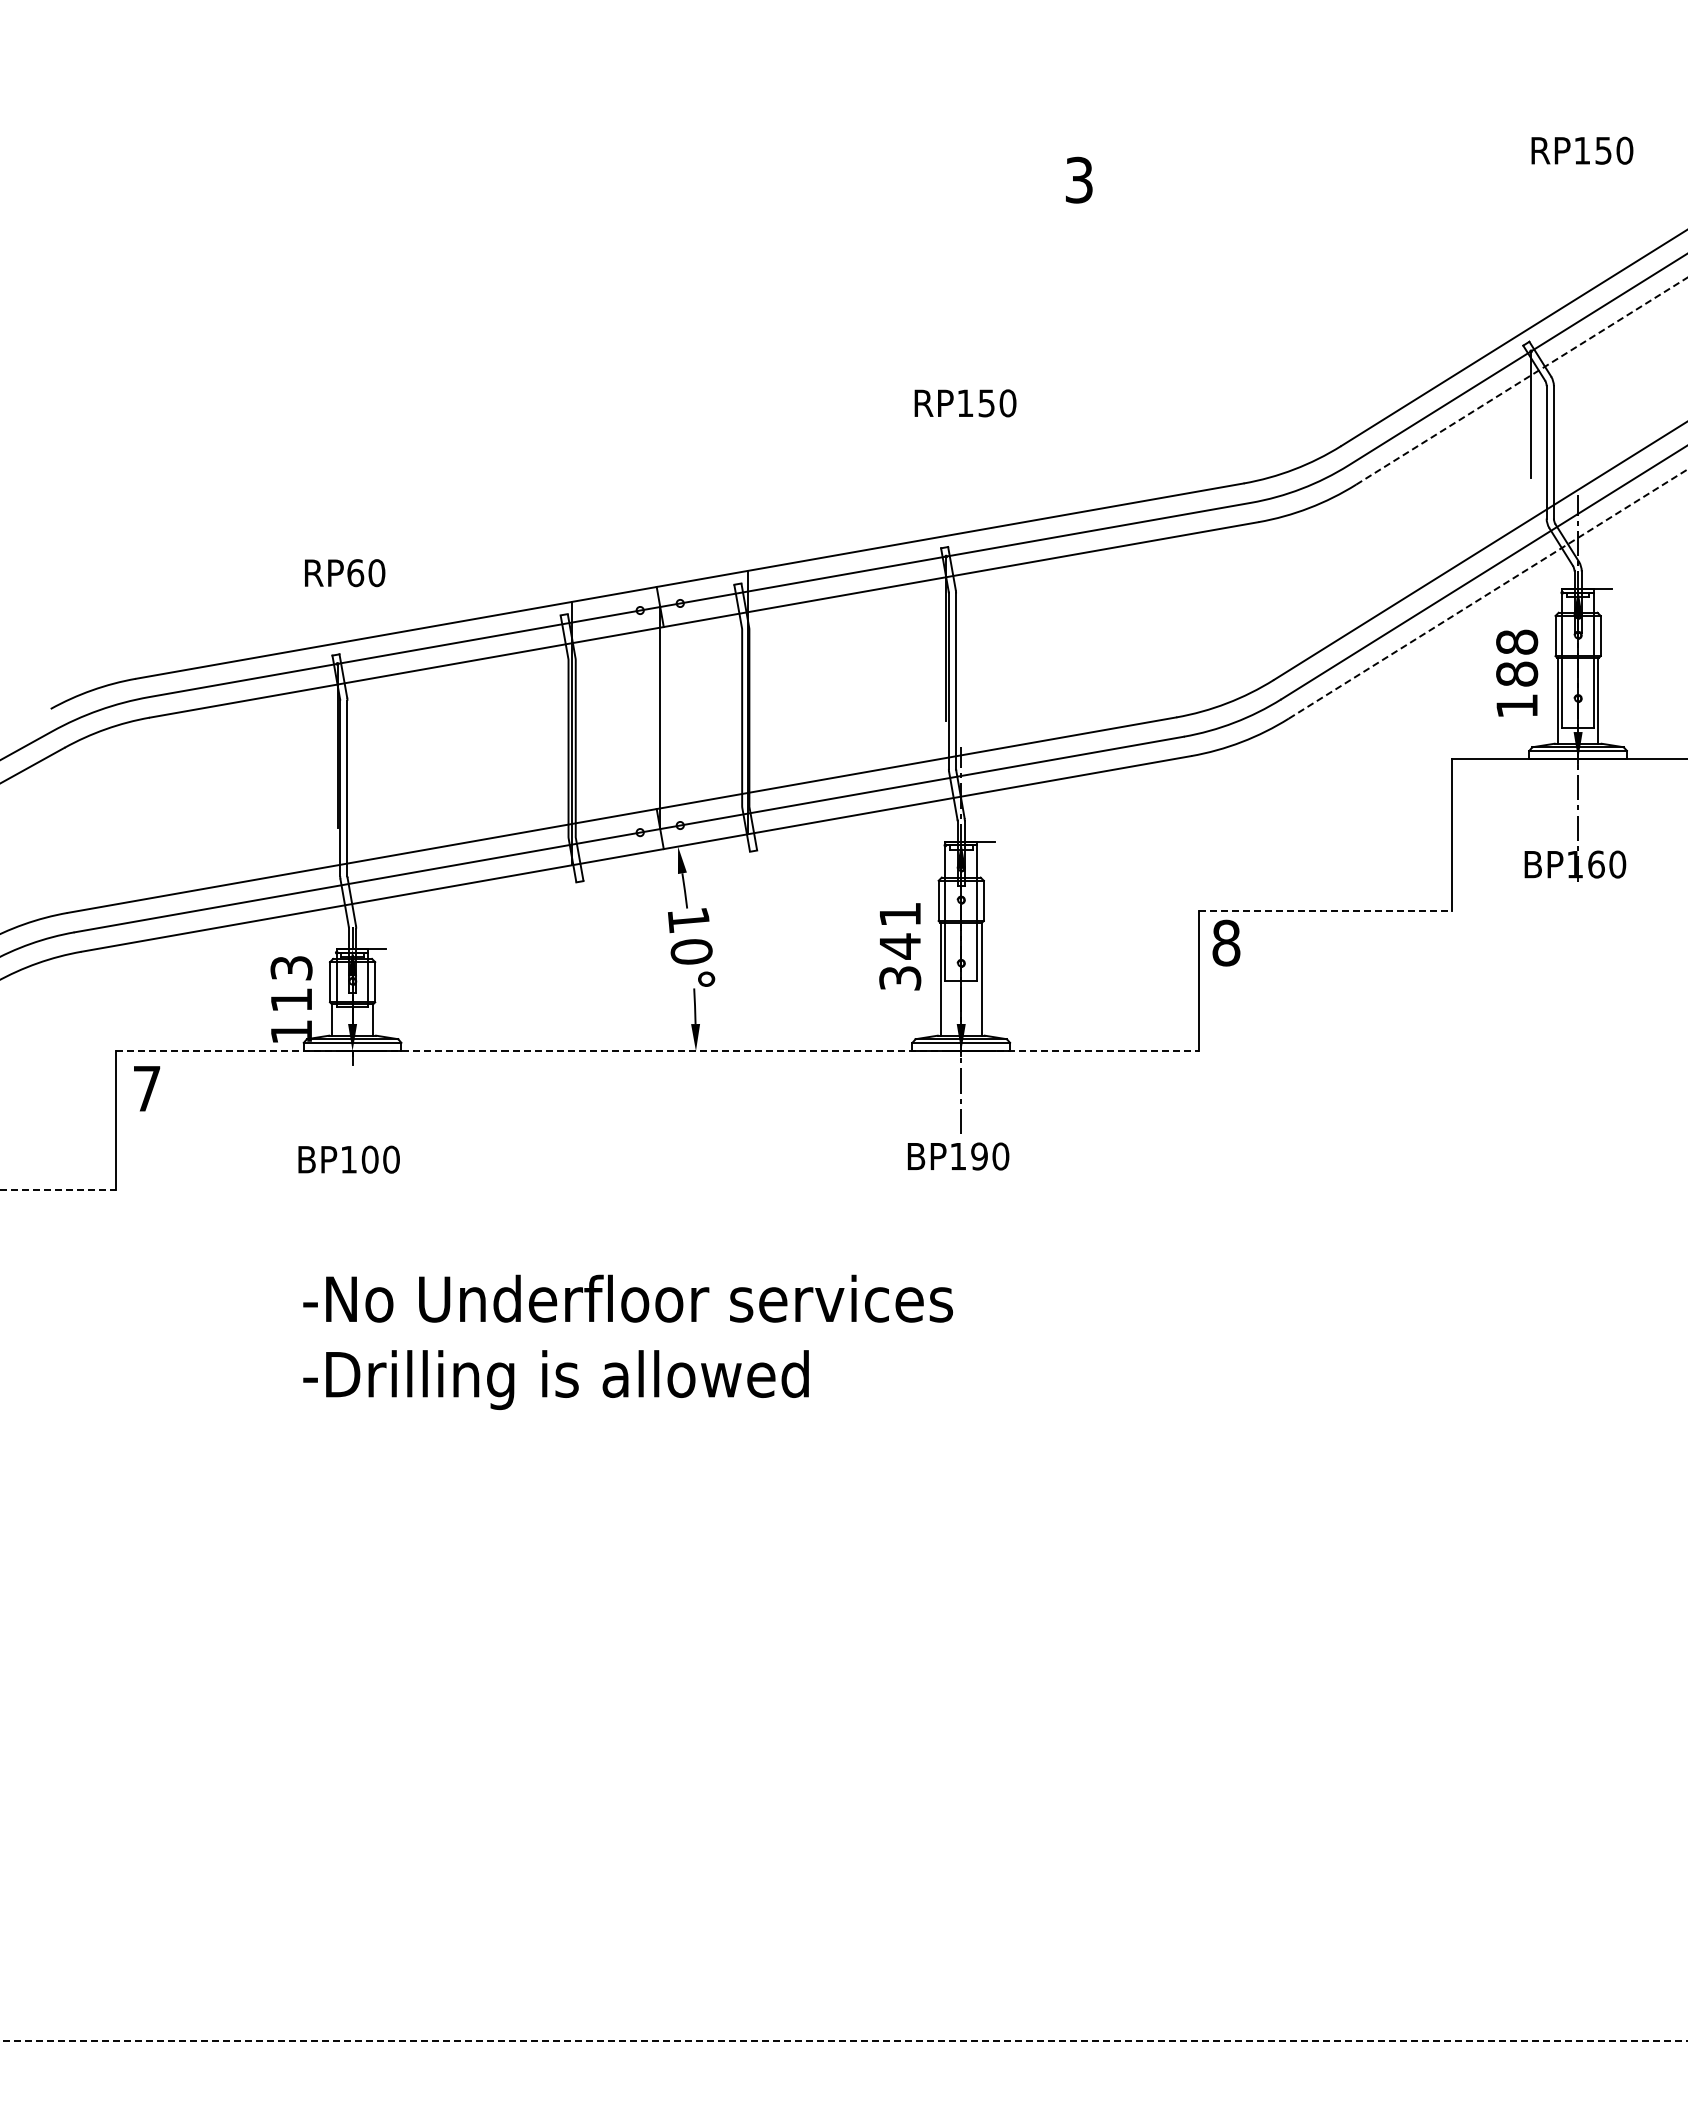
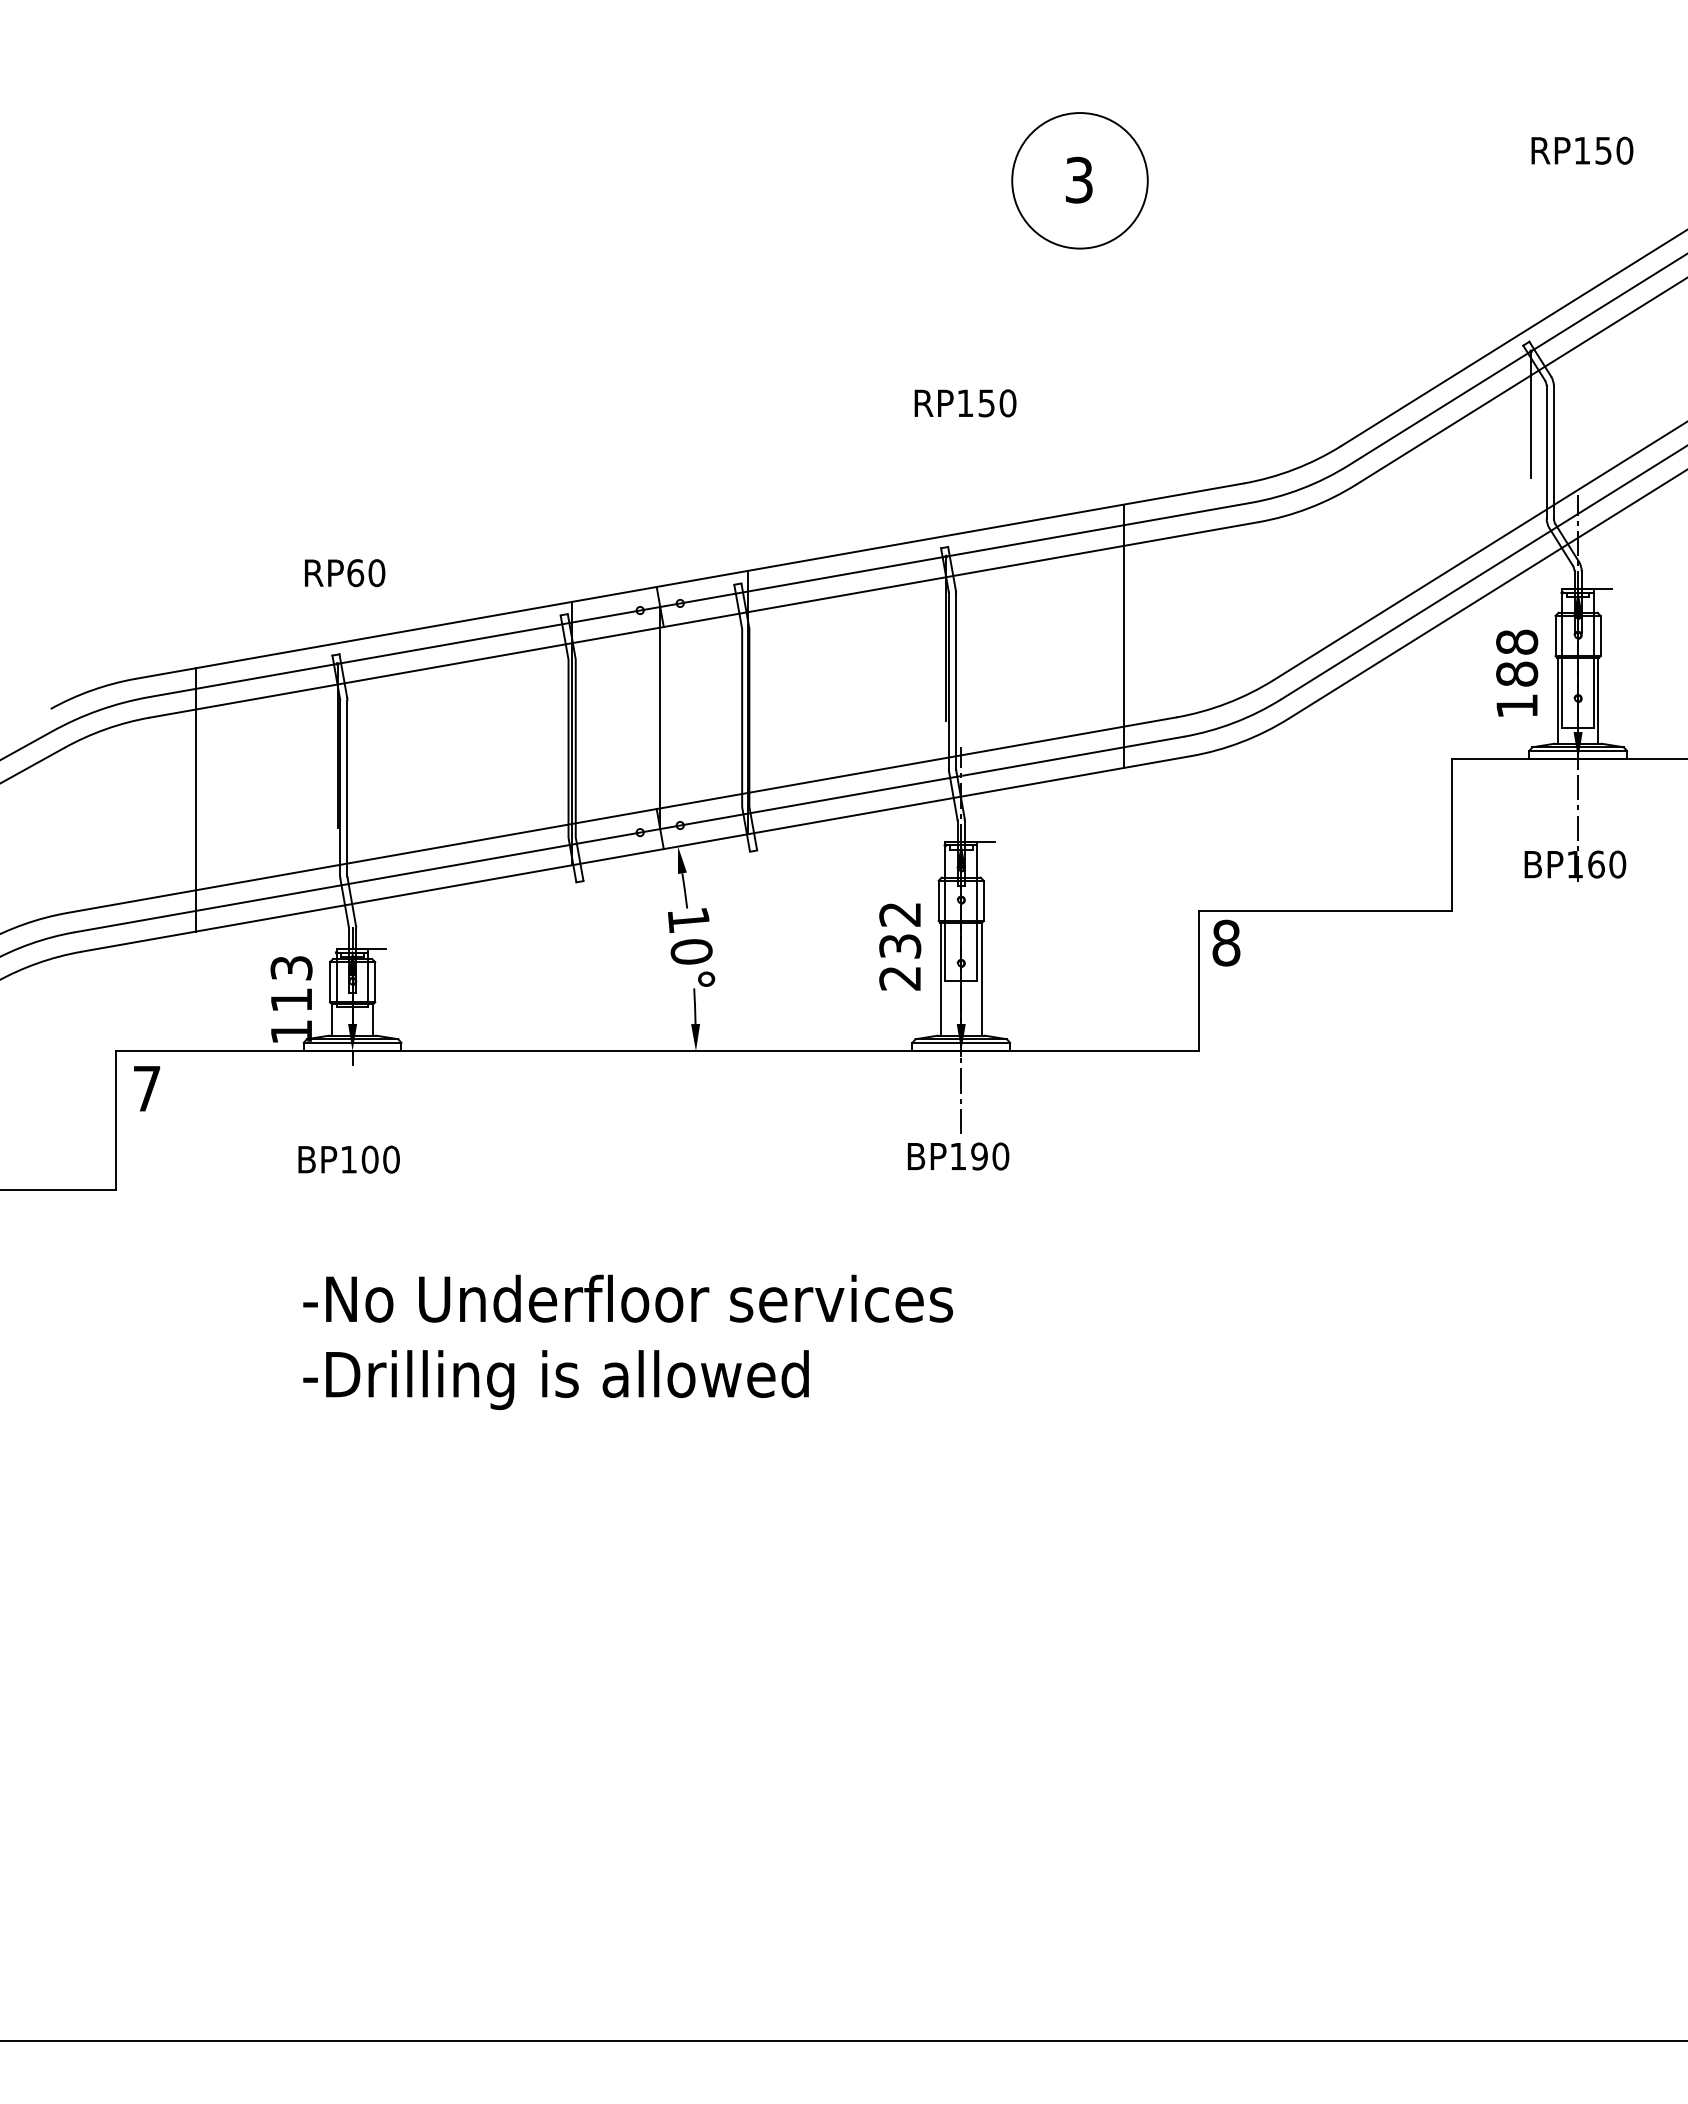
circle: none -> present (1079, 180)
line: dashed -> solid (1522, 380)
line: dashed -> solid (1488, 594)
line: none -> present (1124, 635)
line: none -> present (195, 799)
line: dashed -> solid (1325, 911)
text: 341 -> 232 (900, 946)
line: dashed -> solid (658, 1051)
line: dashed -> solid (58, 1190)
line: dashed -> solid (844, 2040)
